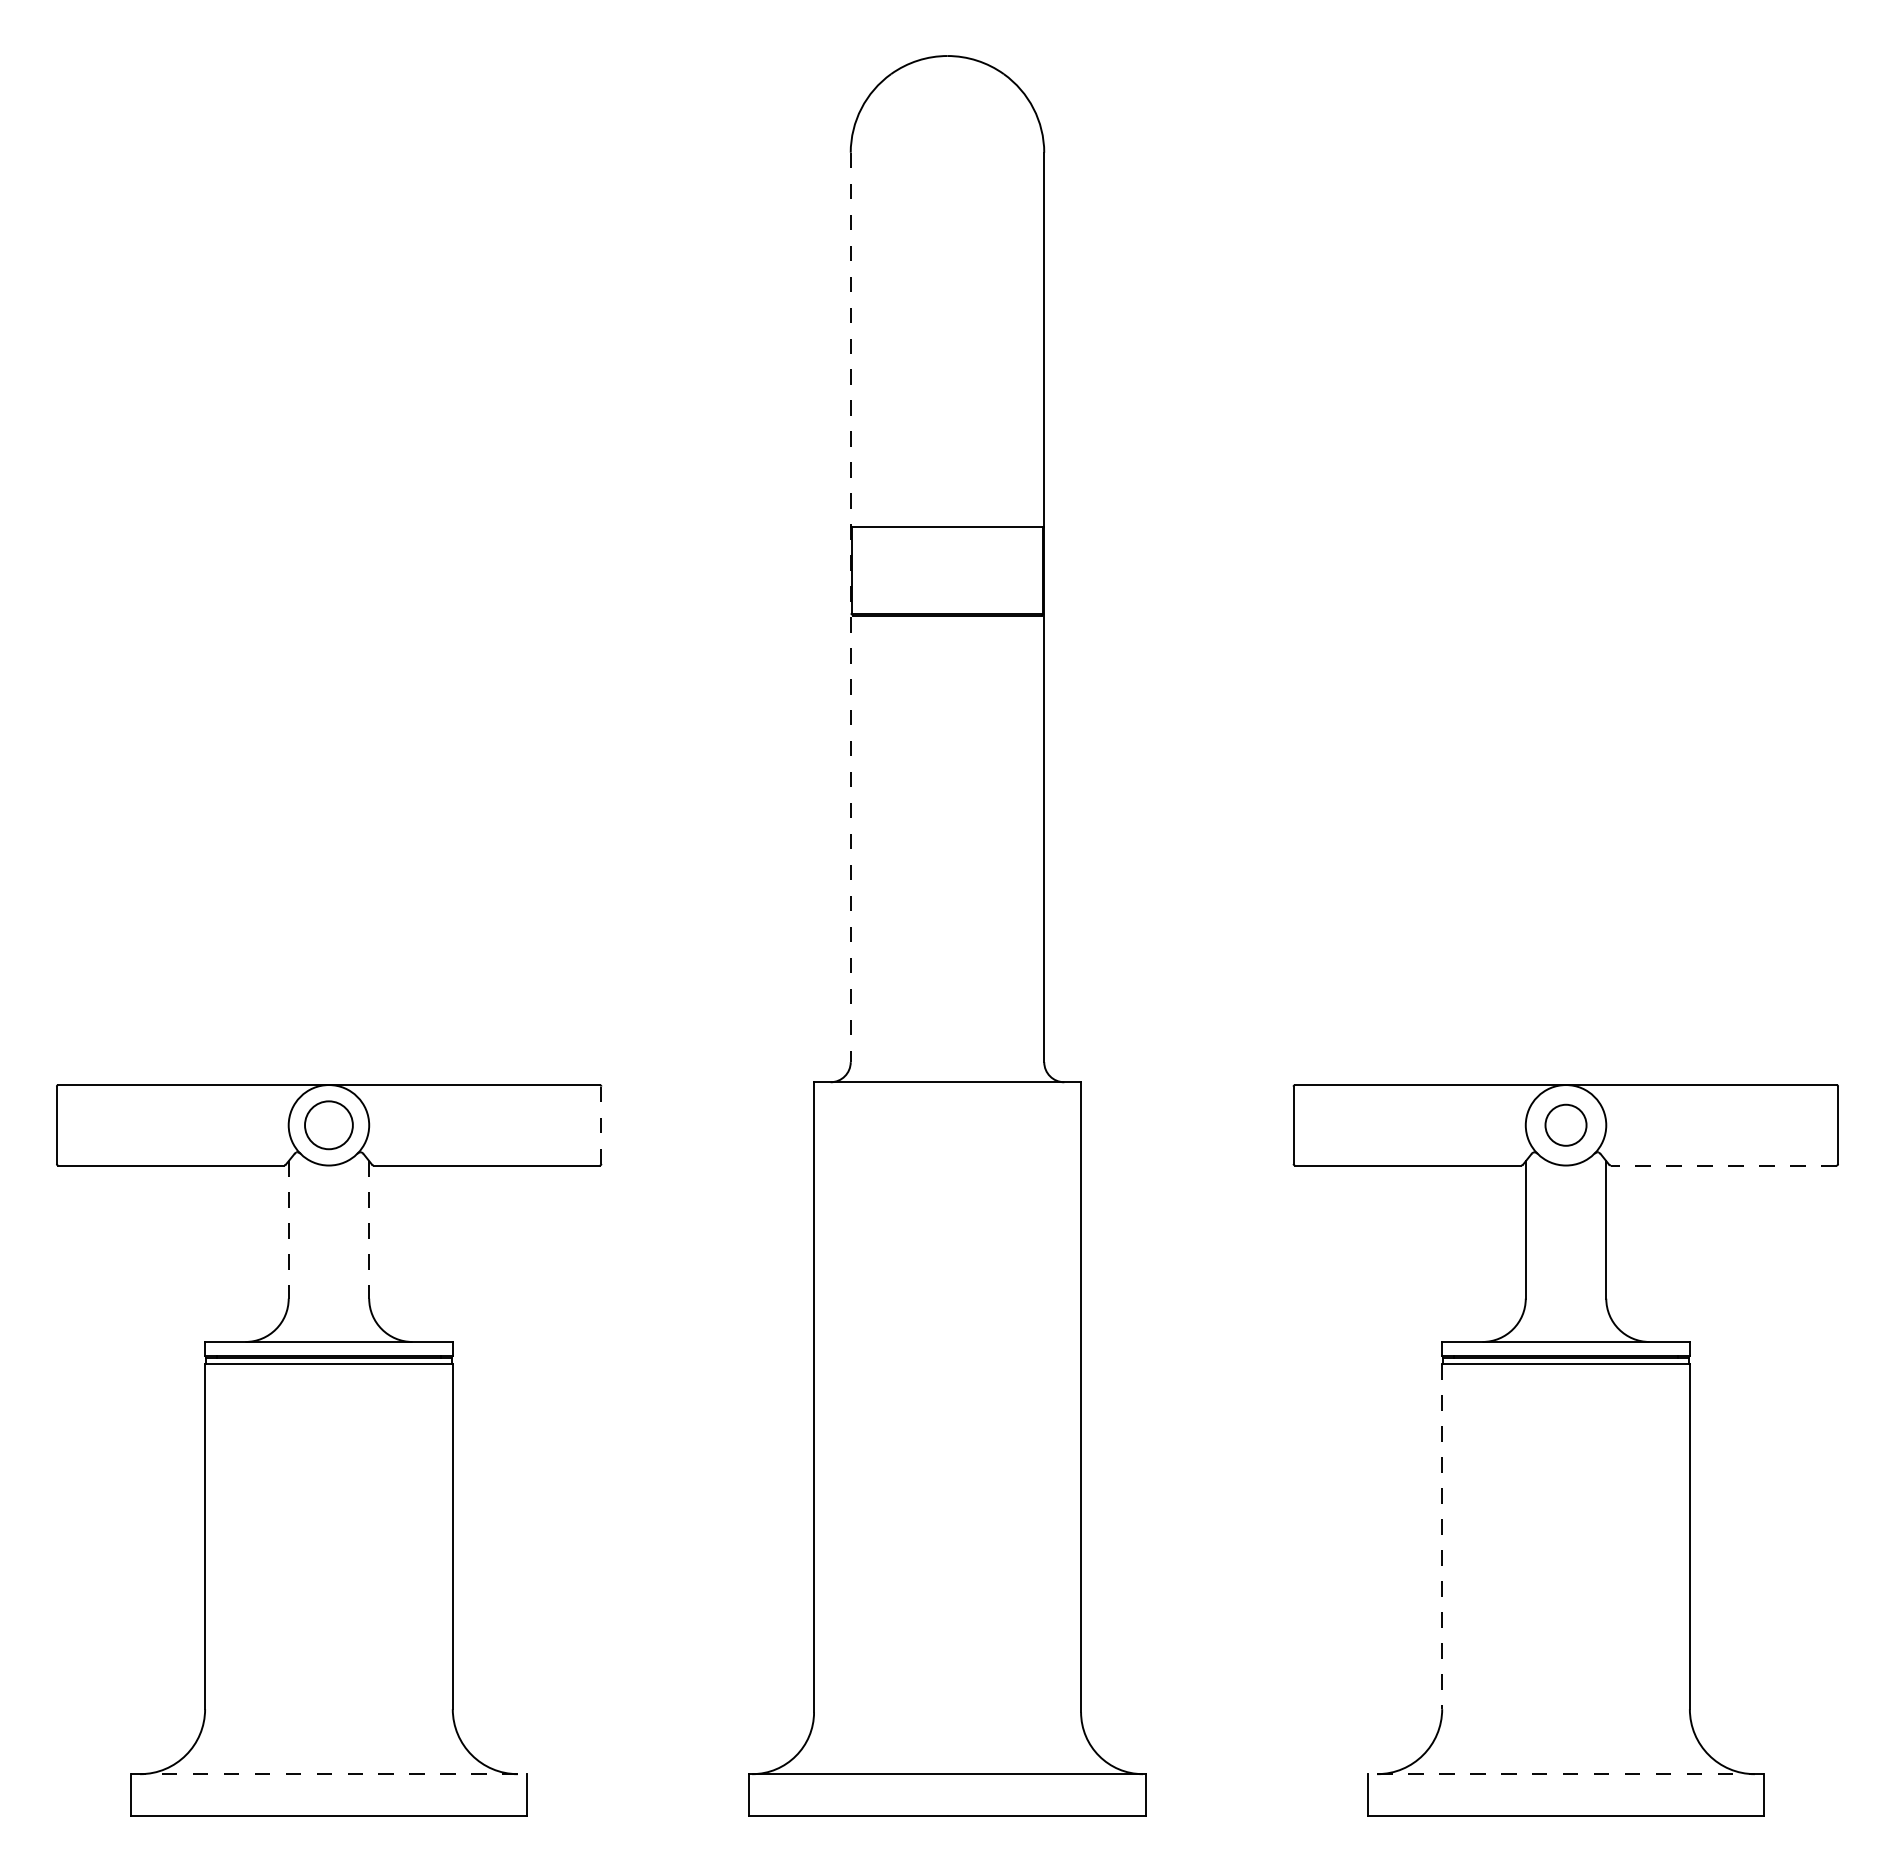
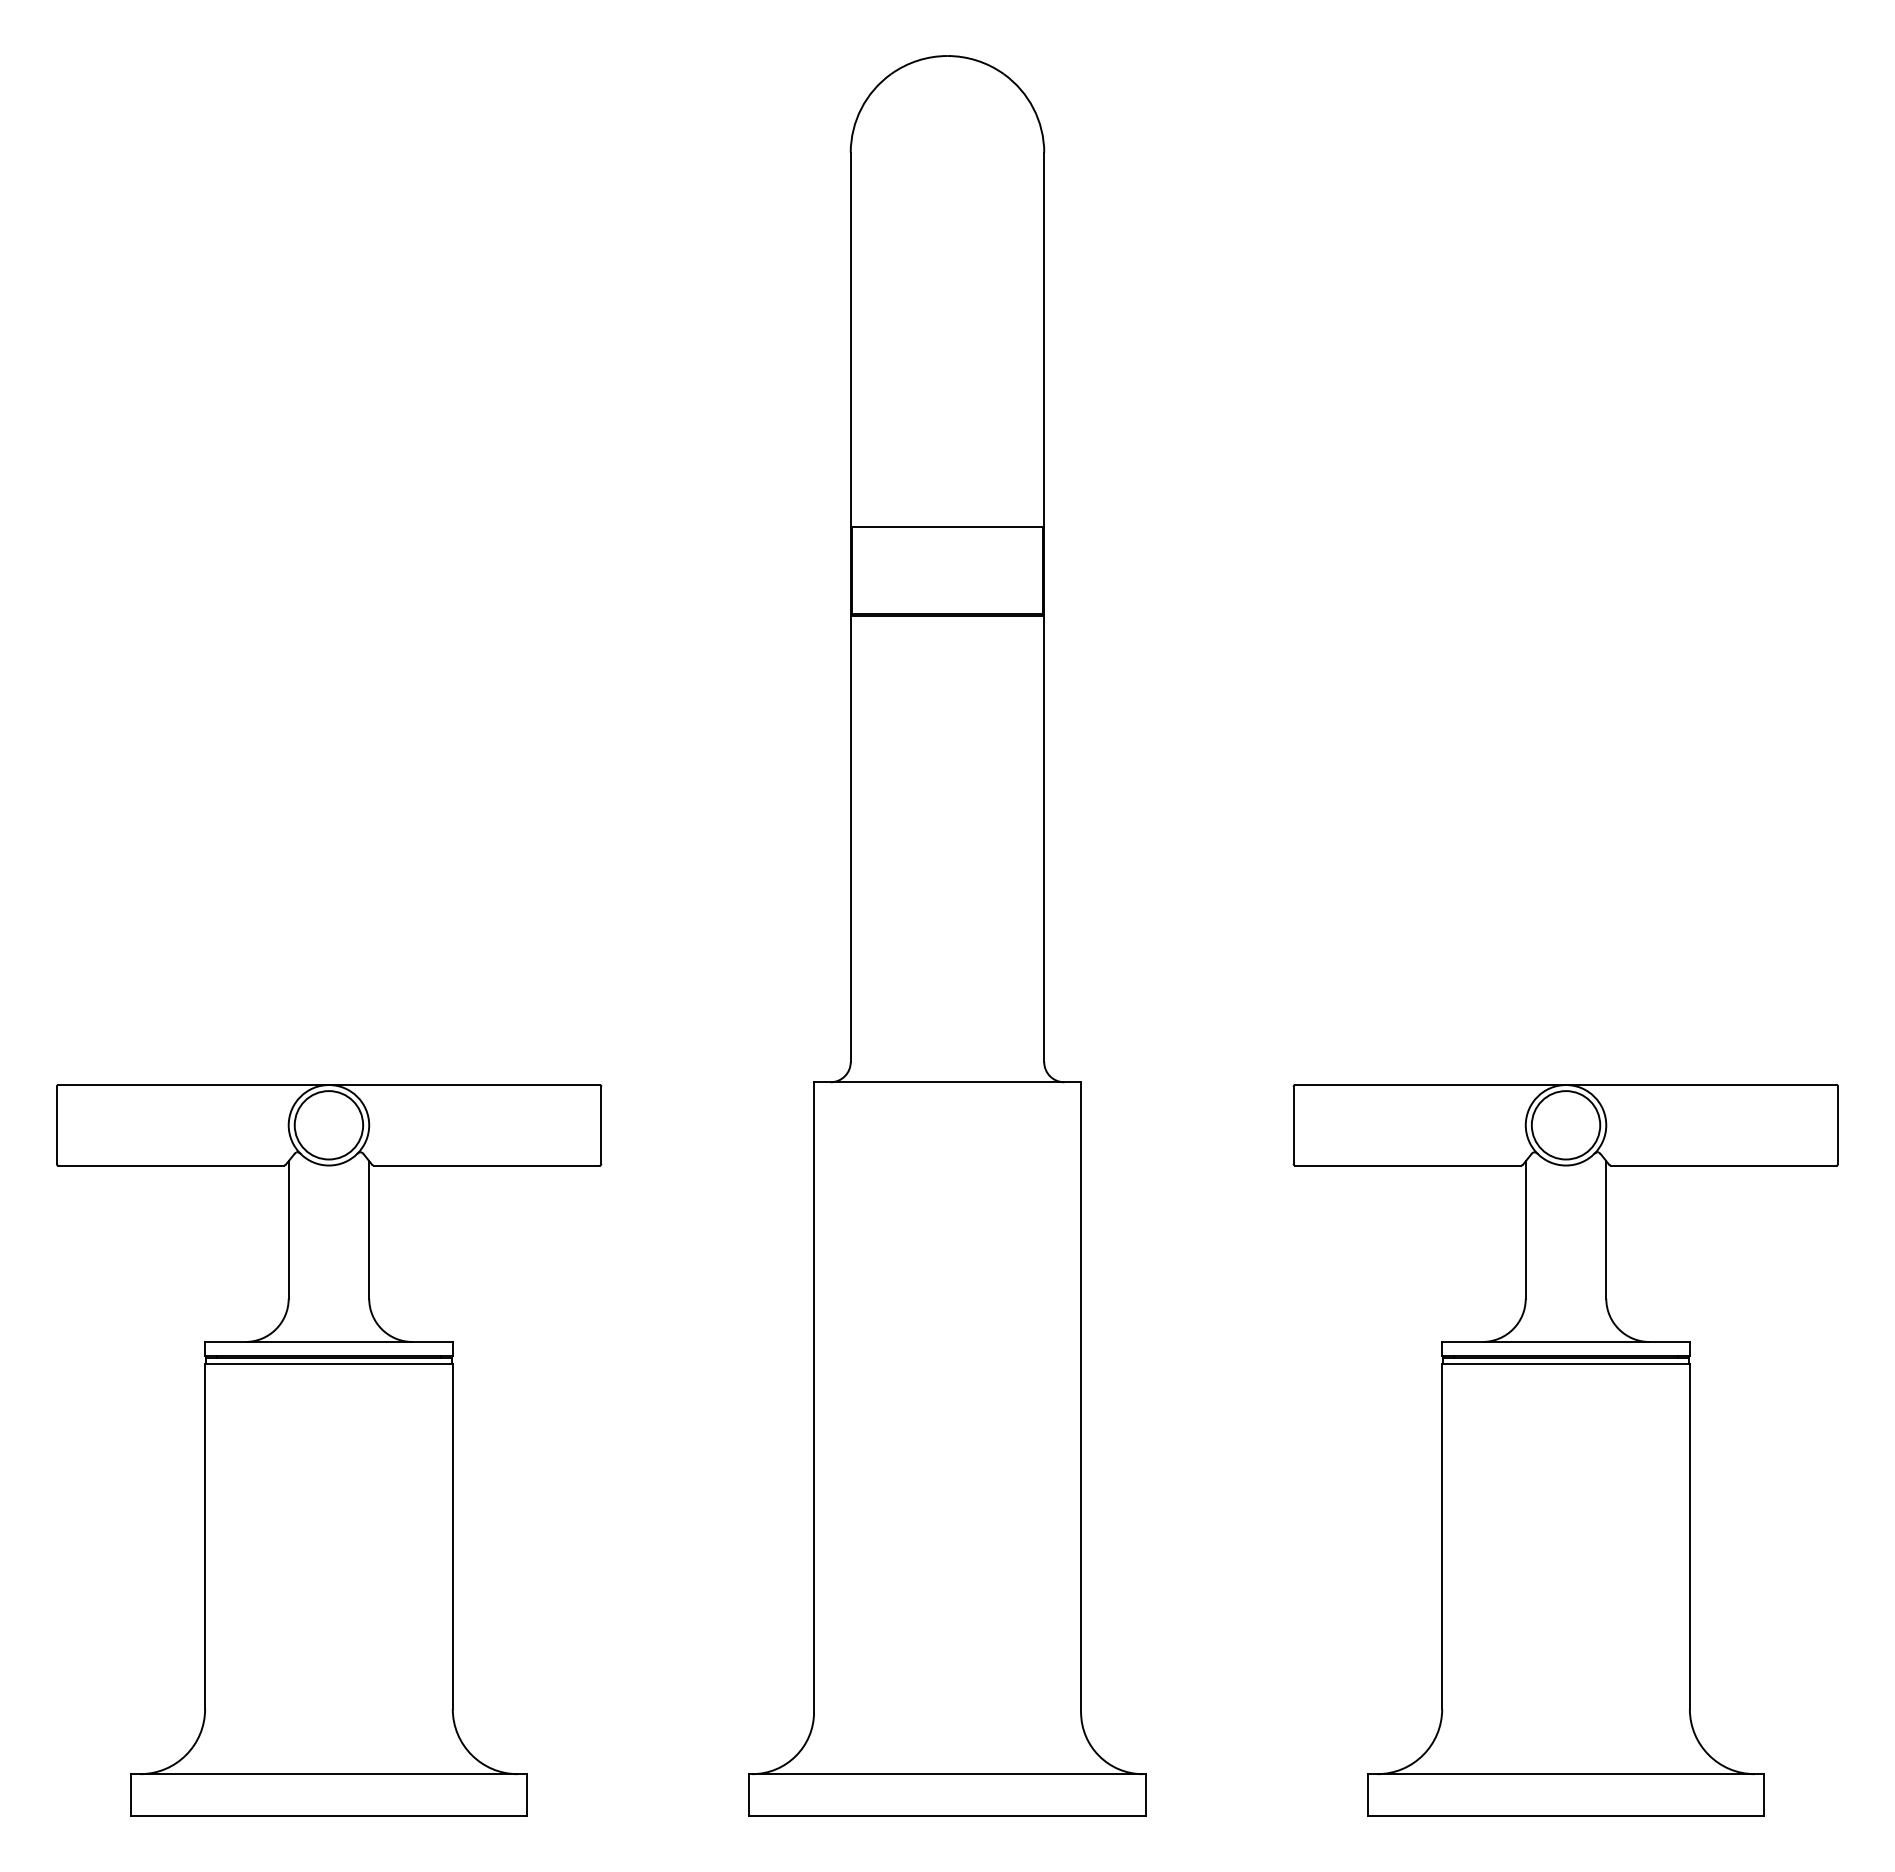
line: dashed -> solid (850, 607)
circle diameter: 41 px -> 68 px (1565, 1125)
circle diameter: 48 px -> 68 px (328, 1125)
line: dashed -> solid (601, 1125)
line: dashed -> solid (1723, 1165)
line: dashed -> solid (288, 1229)
line: dashed -> solid (369, 1229)
line: dashed -> solid (1442, 1537)
line: dashed -> solid (329, 1774)
line: dashed -> solid (1565, 1774)
